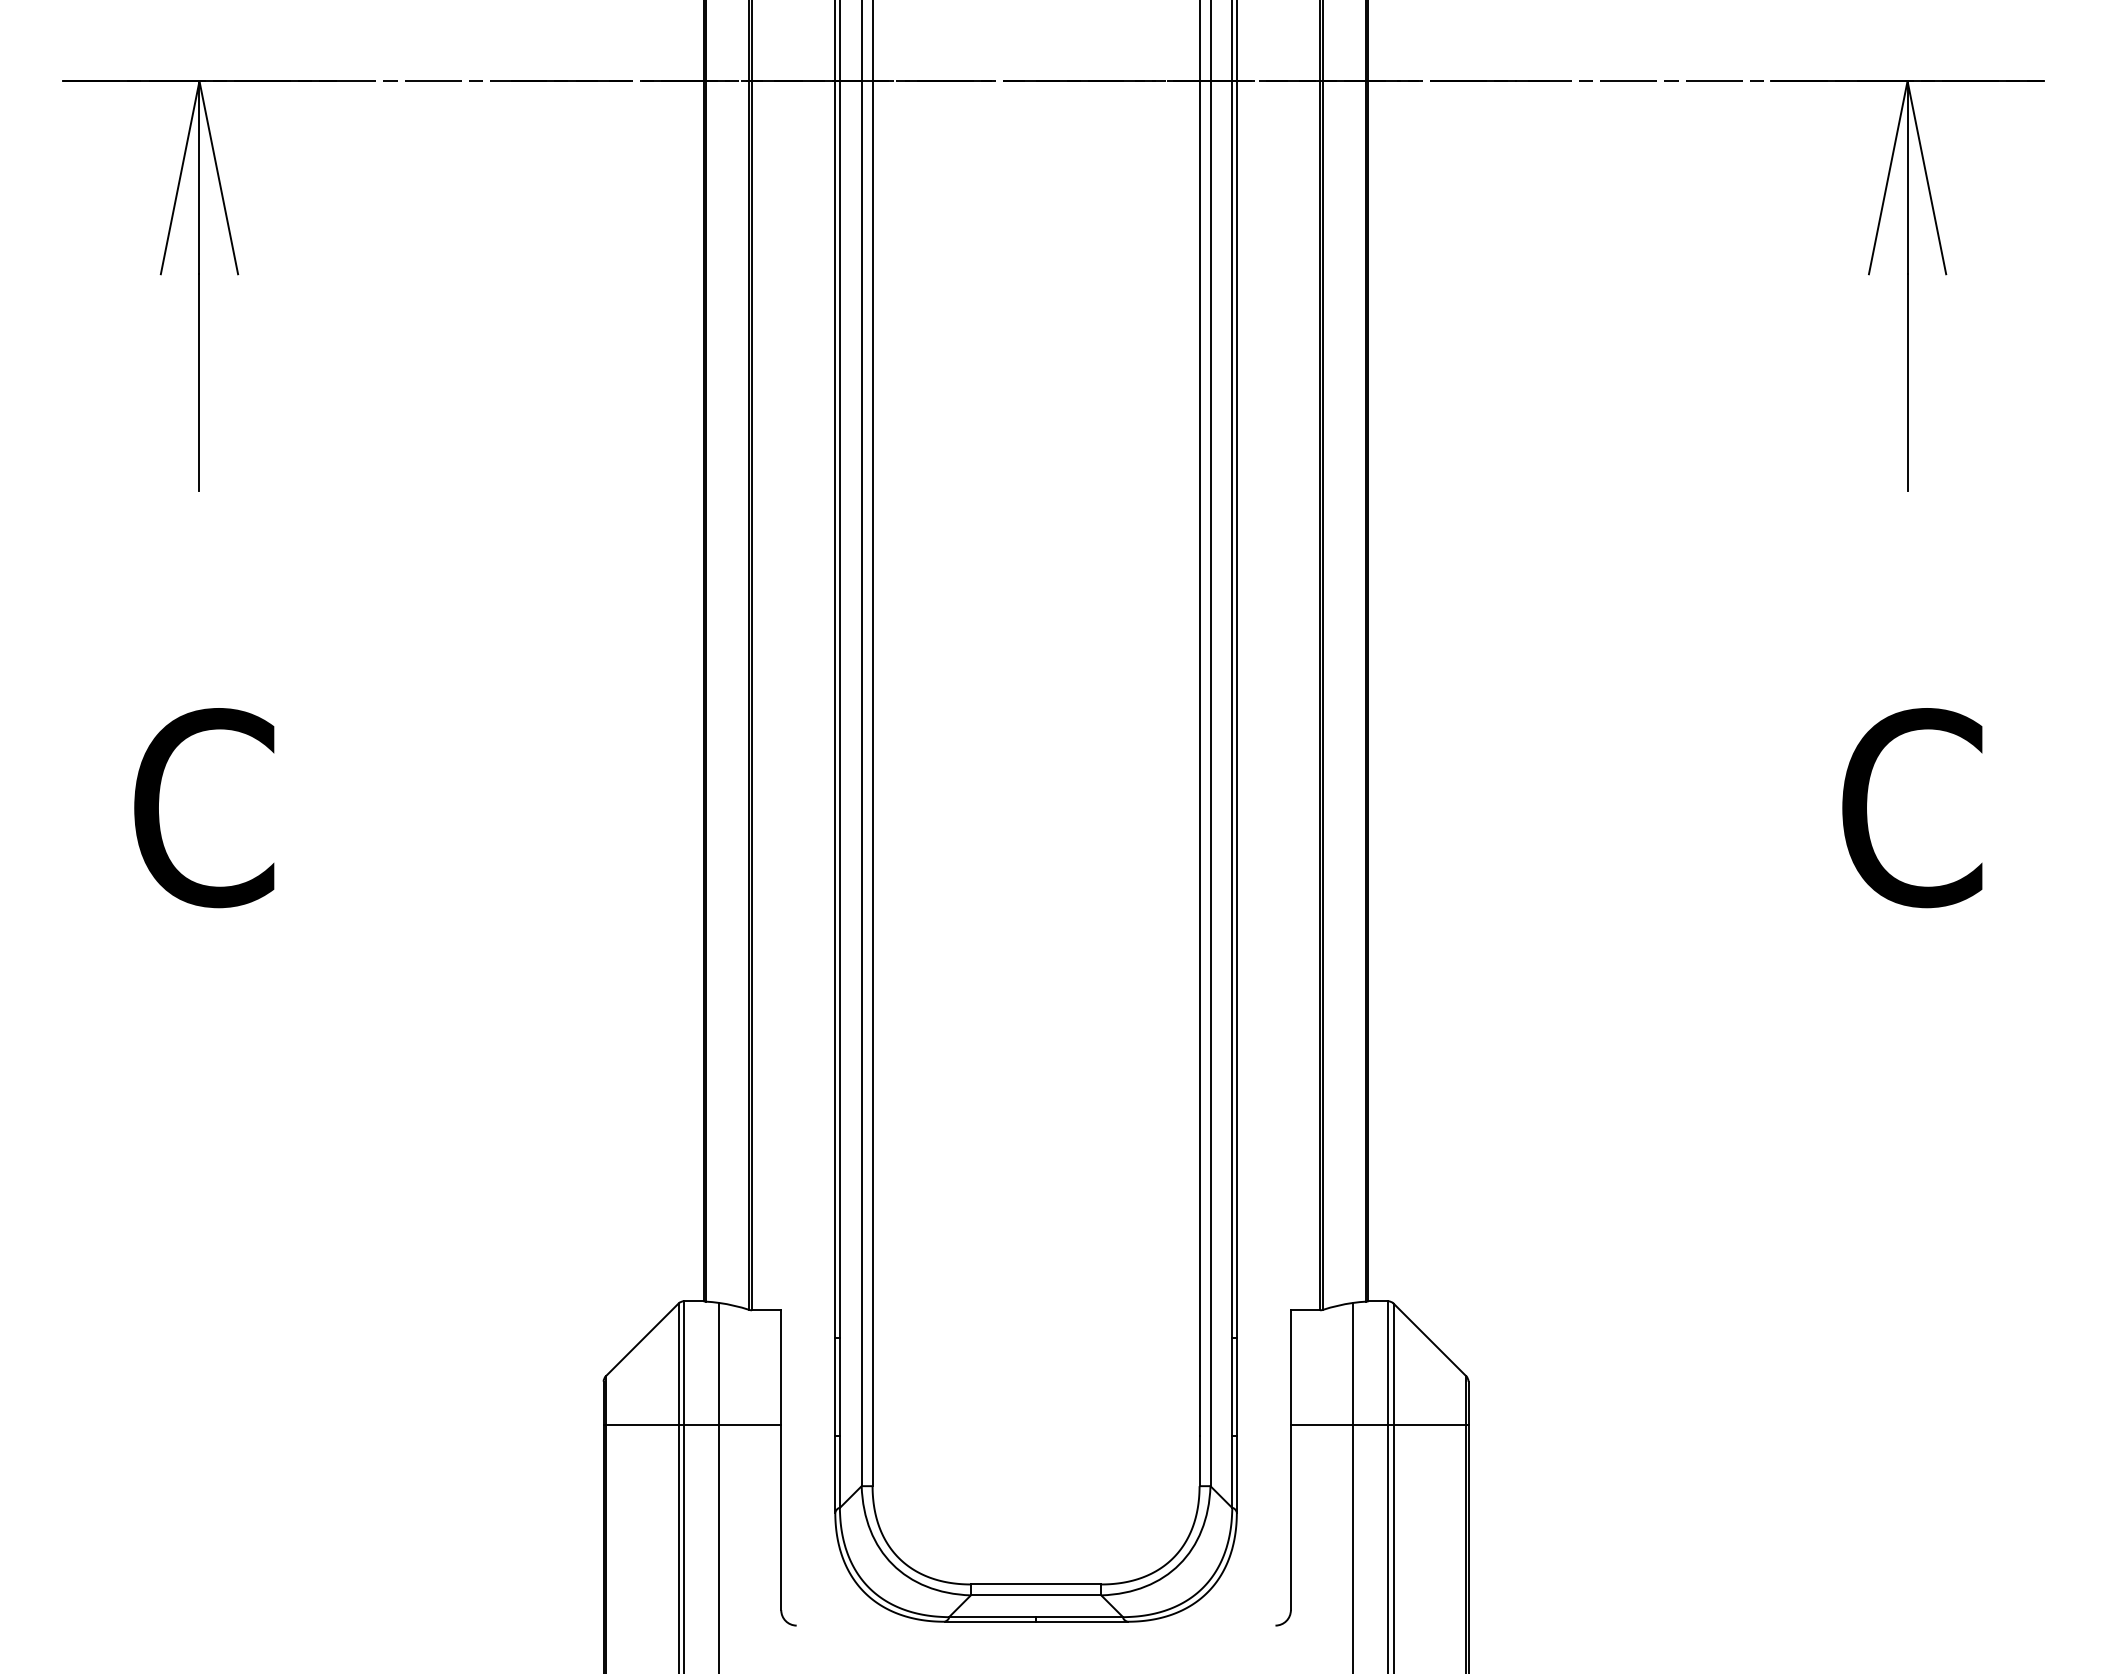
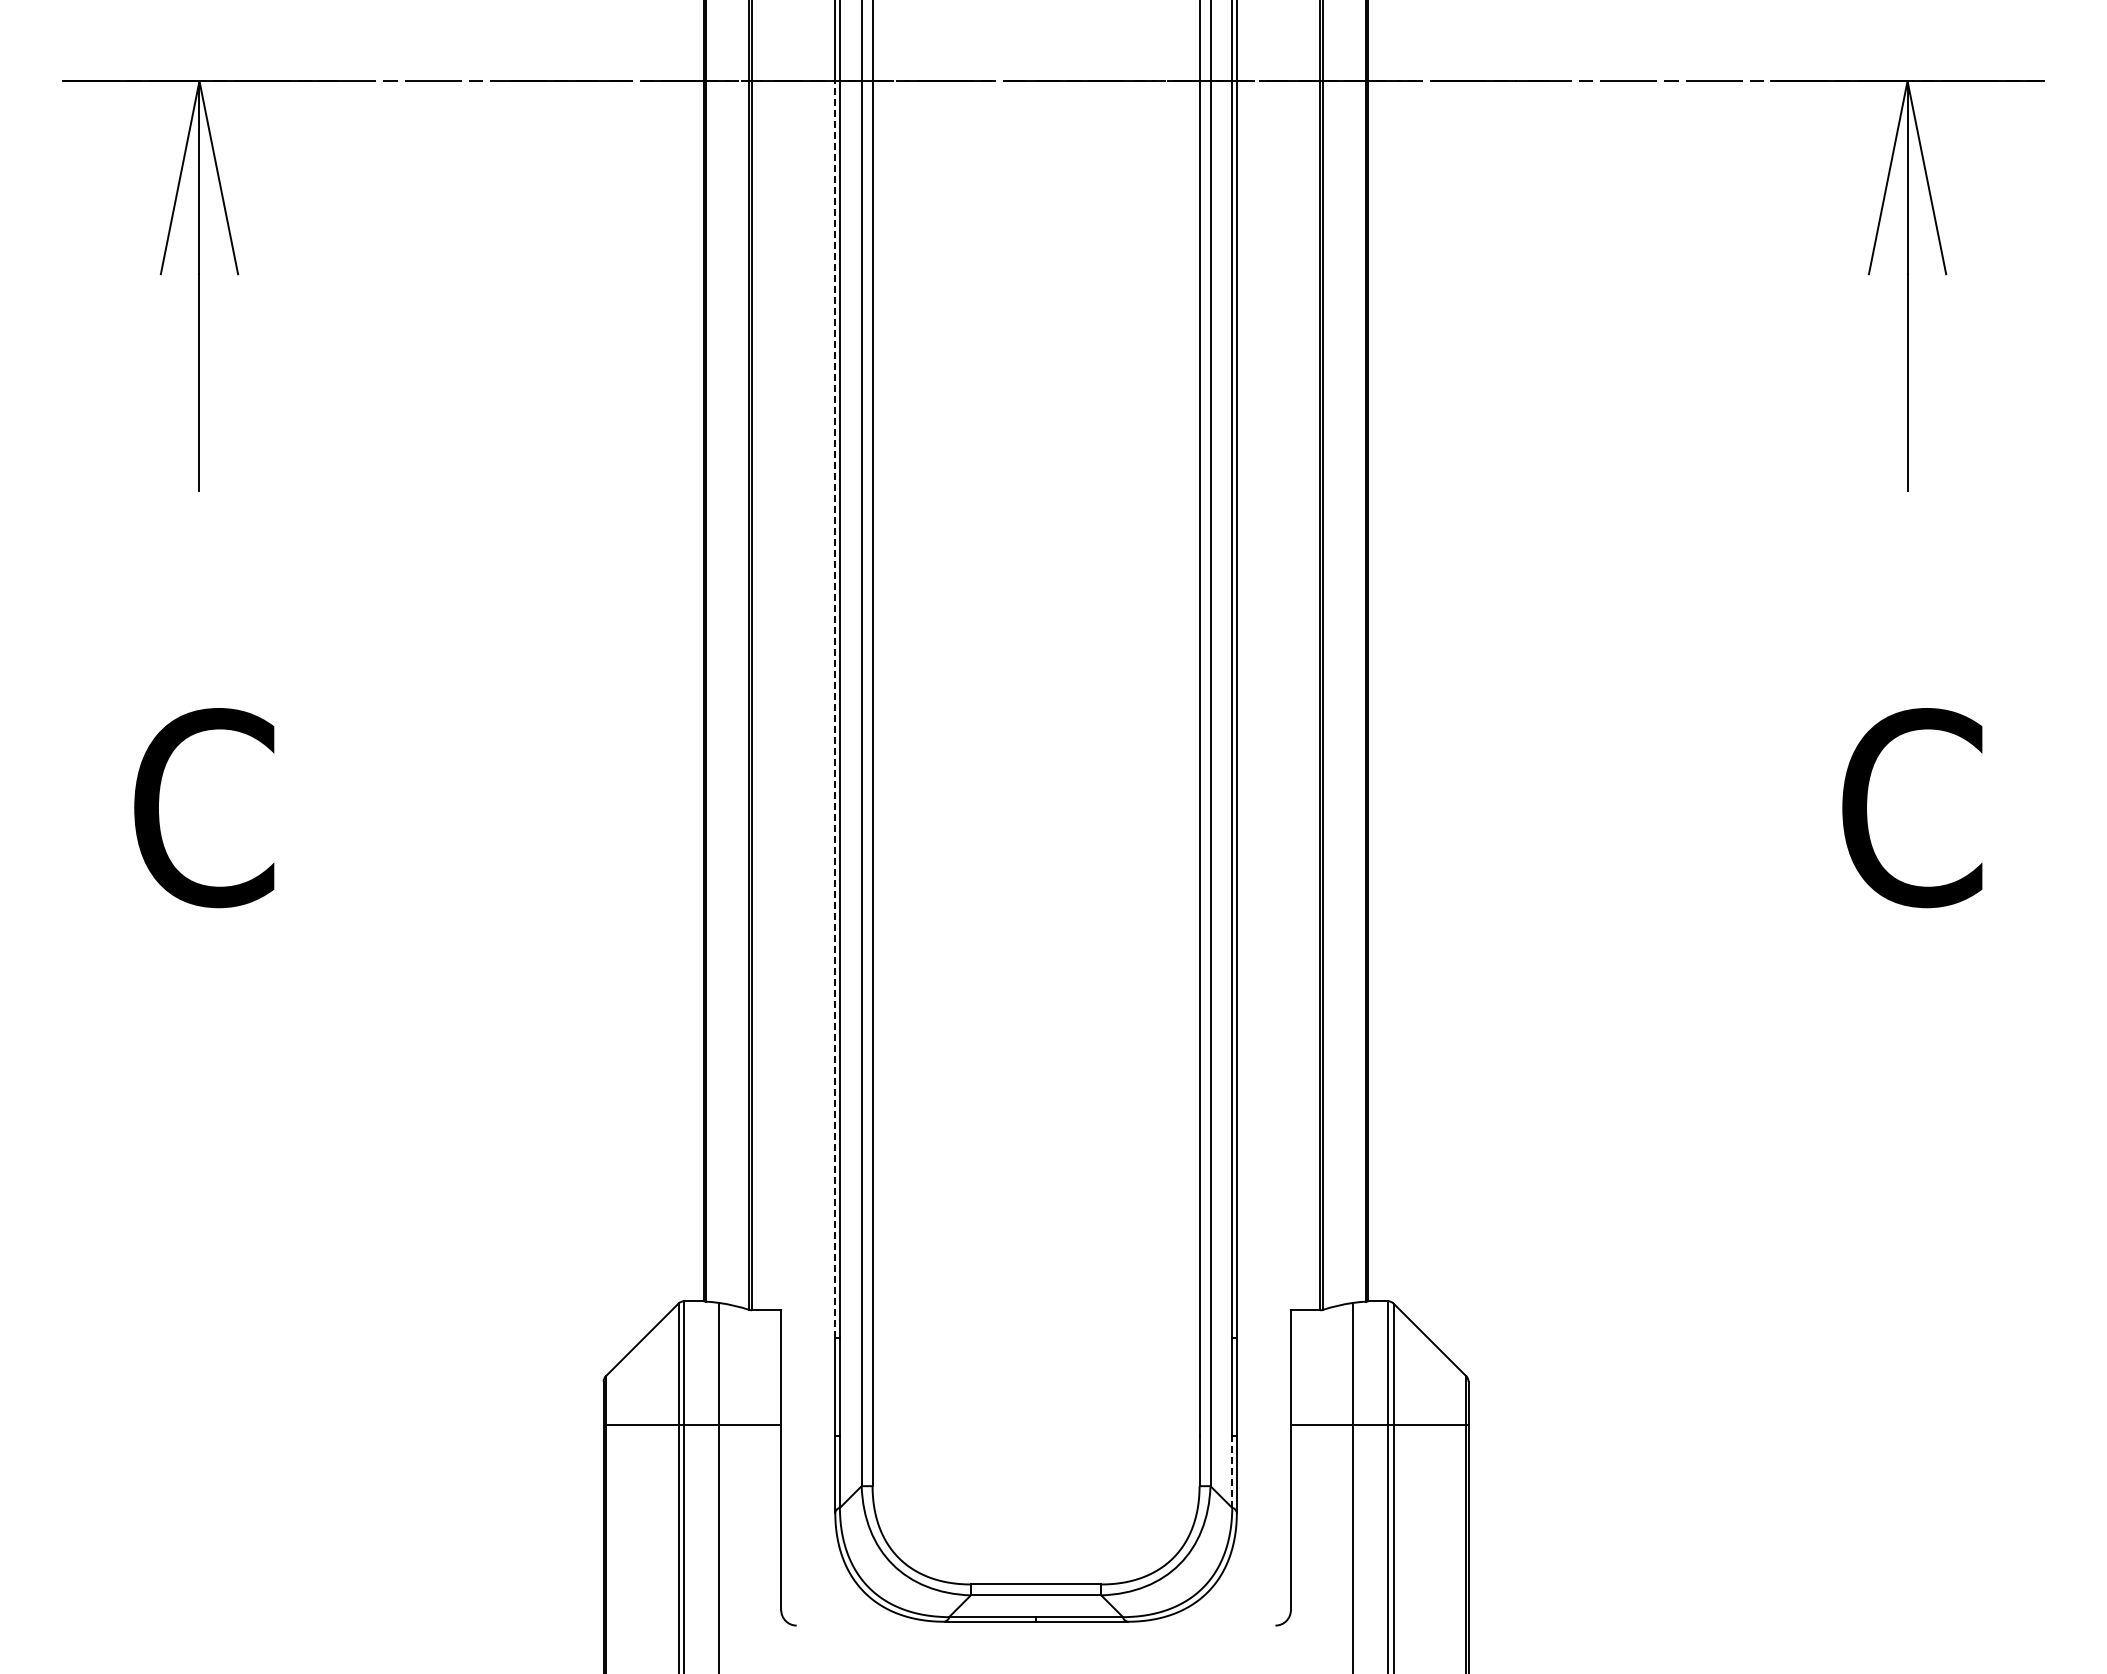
line: solid -> dashed (835, 708)
line: solid -> dashed (1232, 1471)
